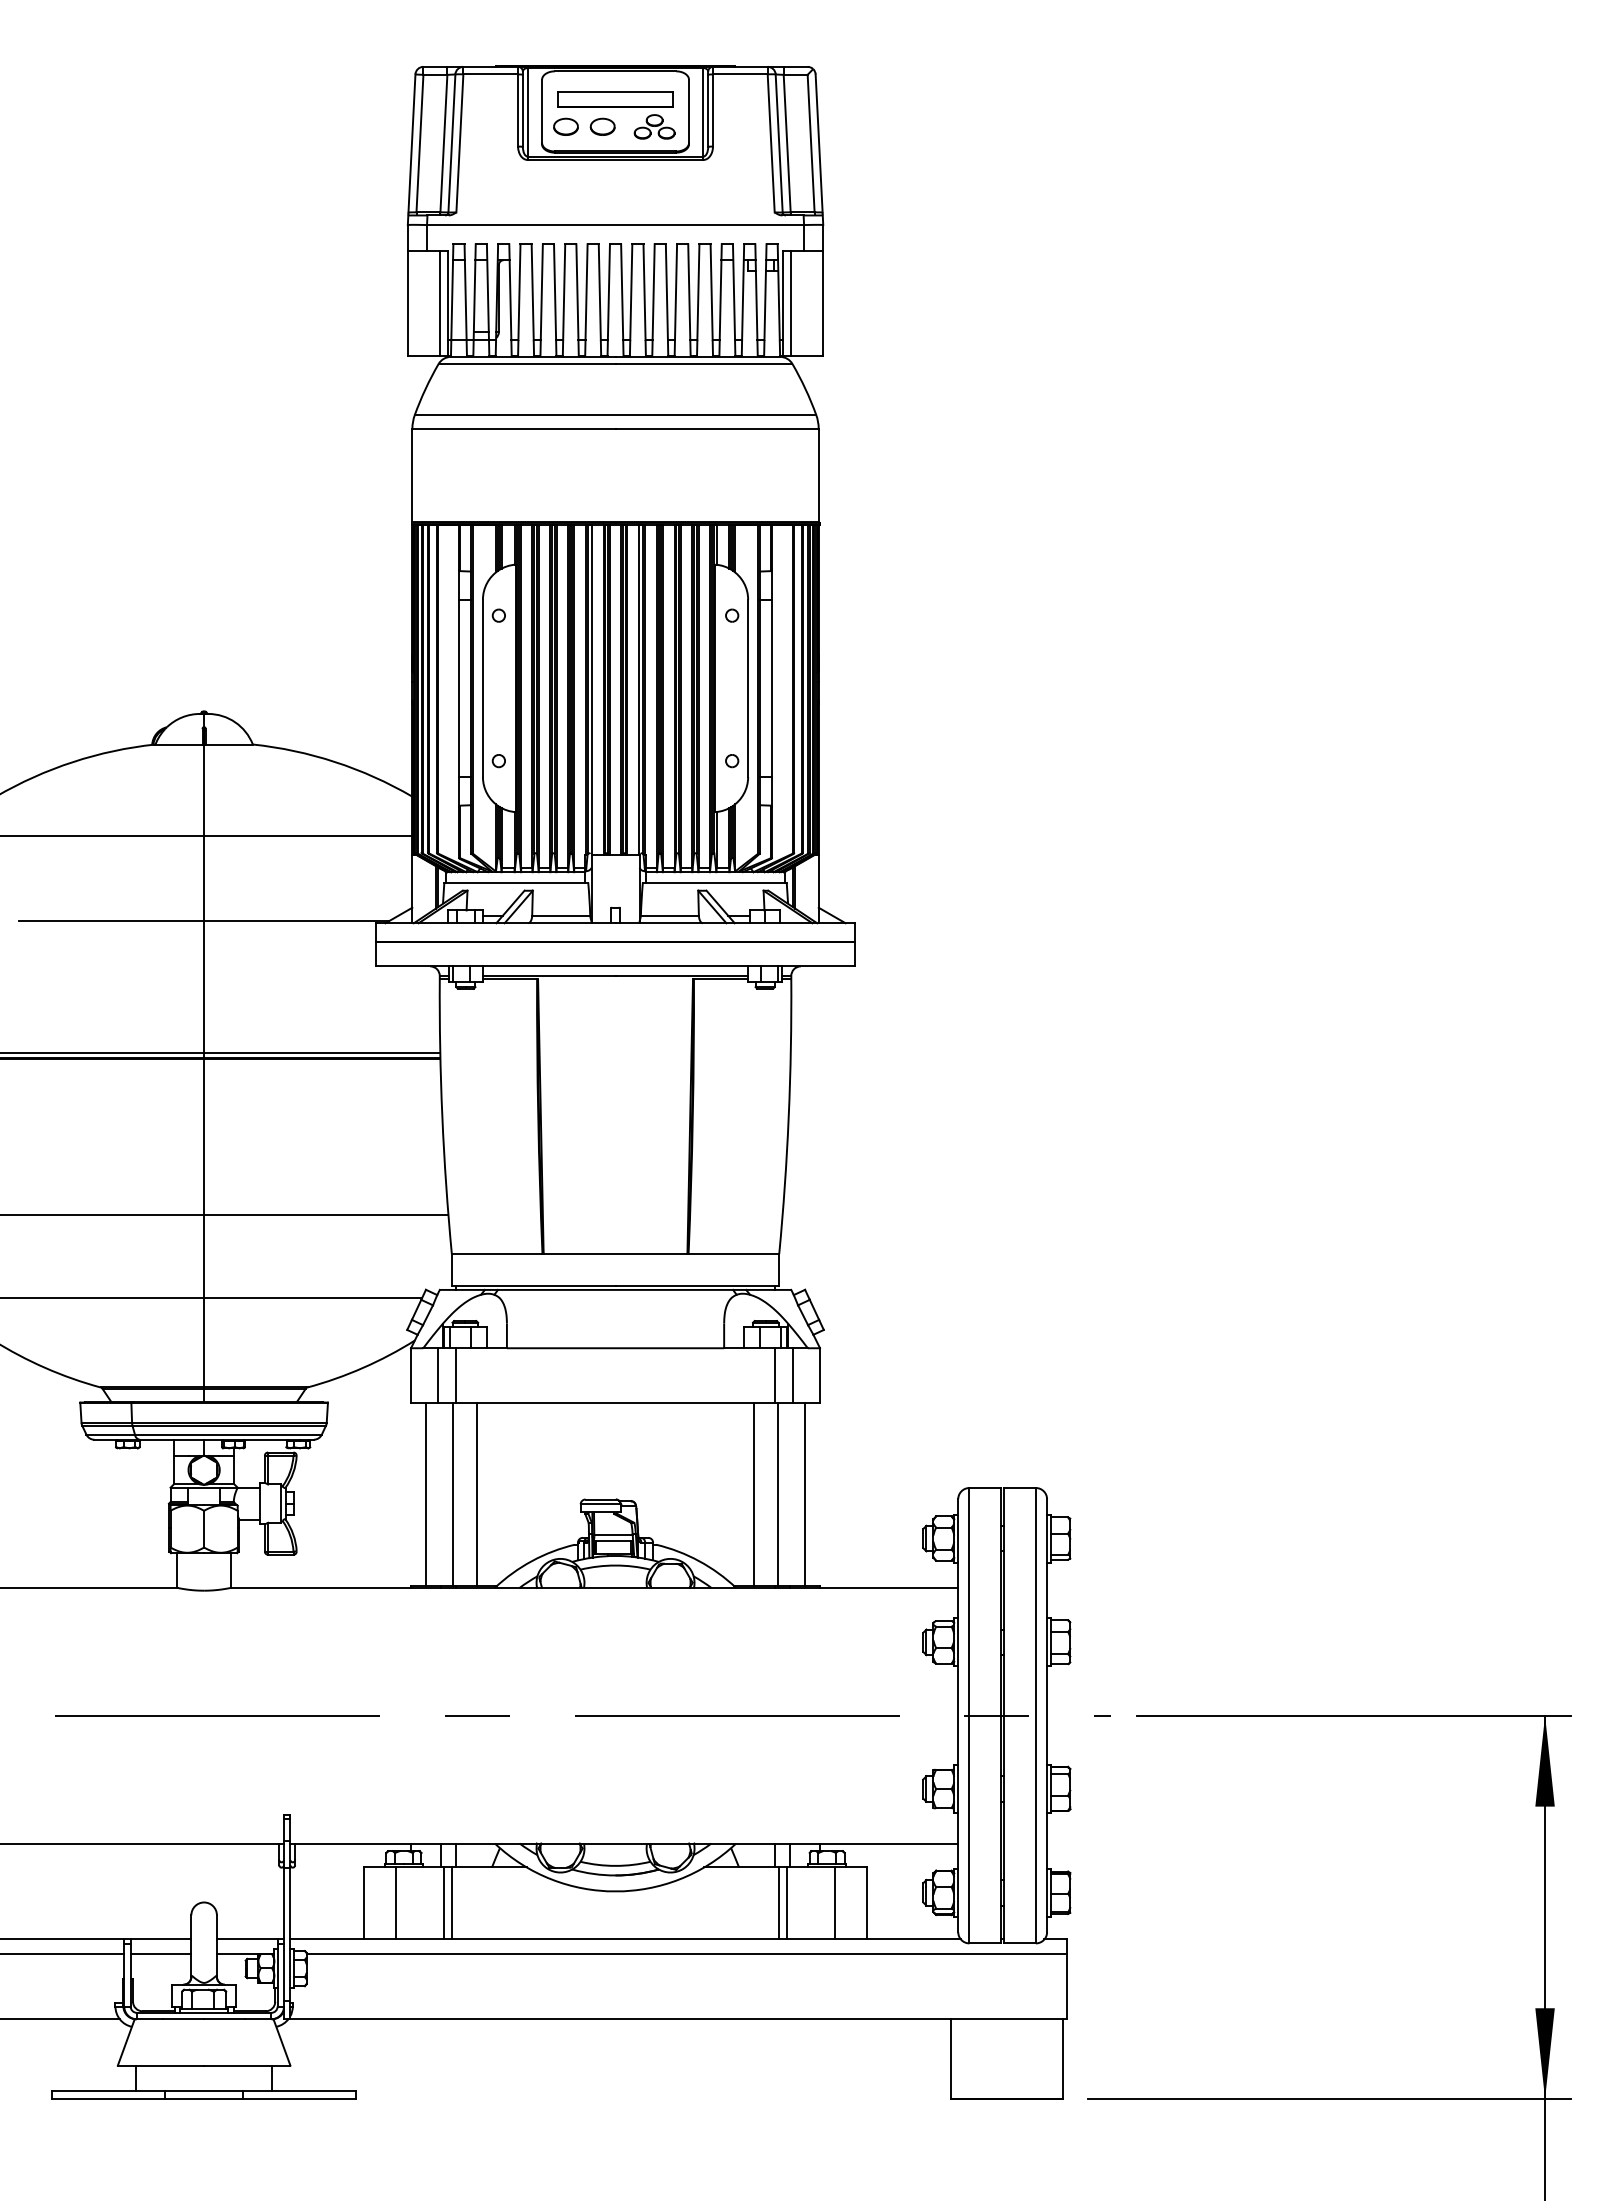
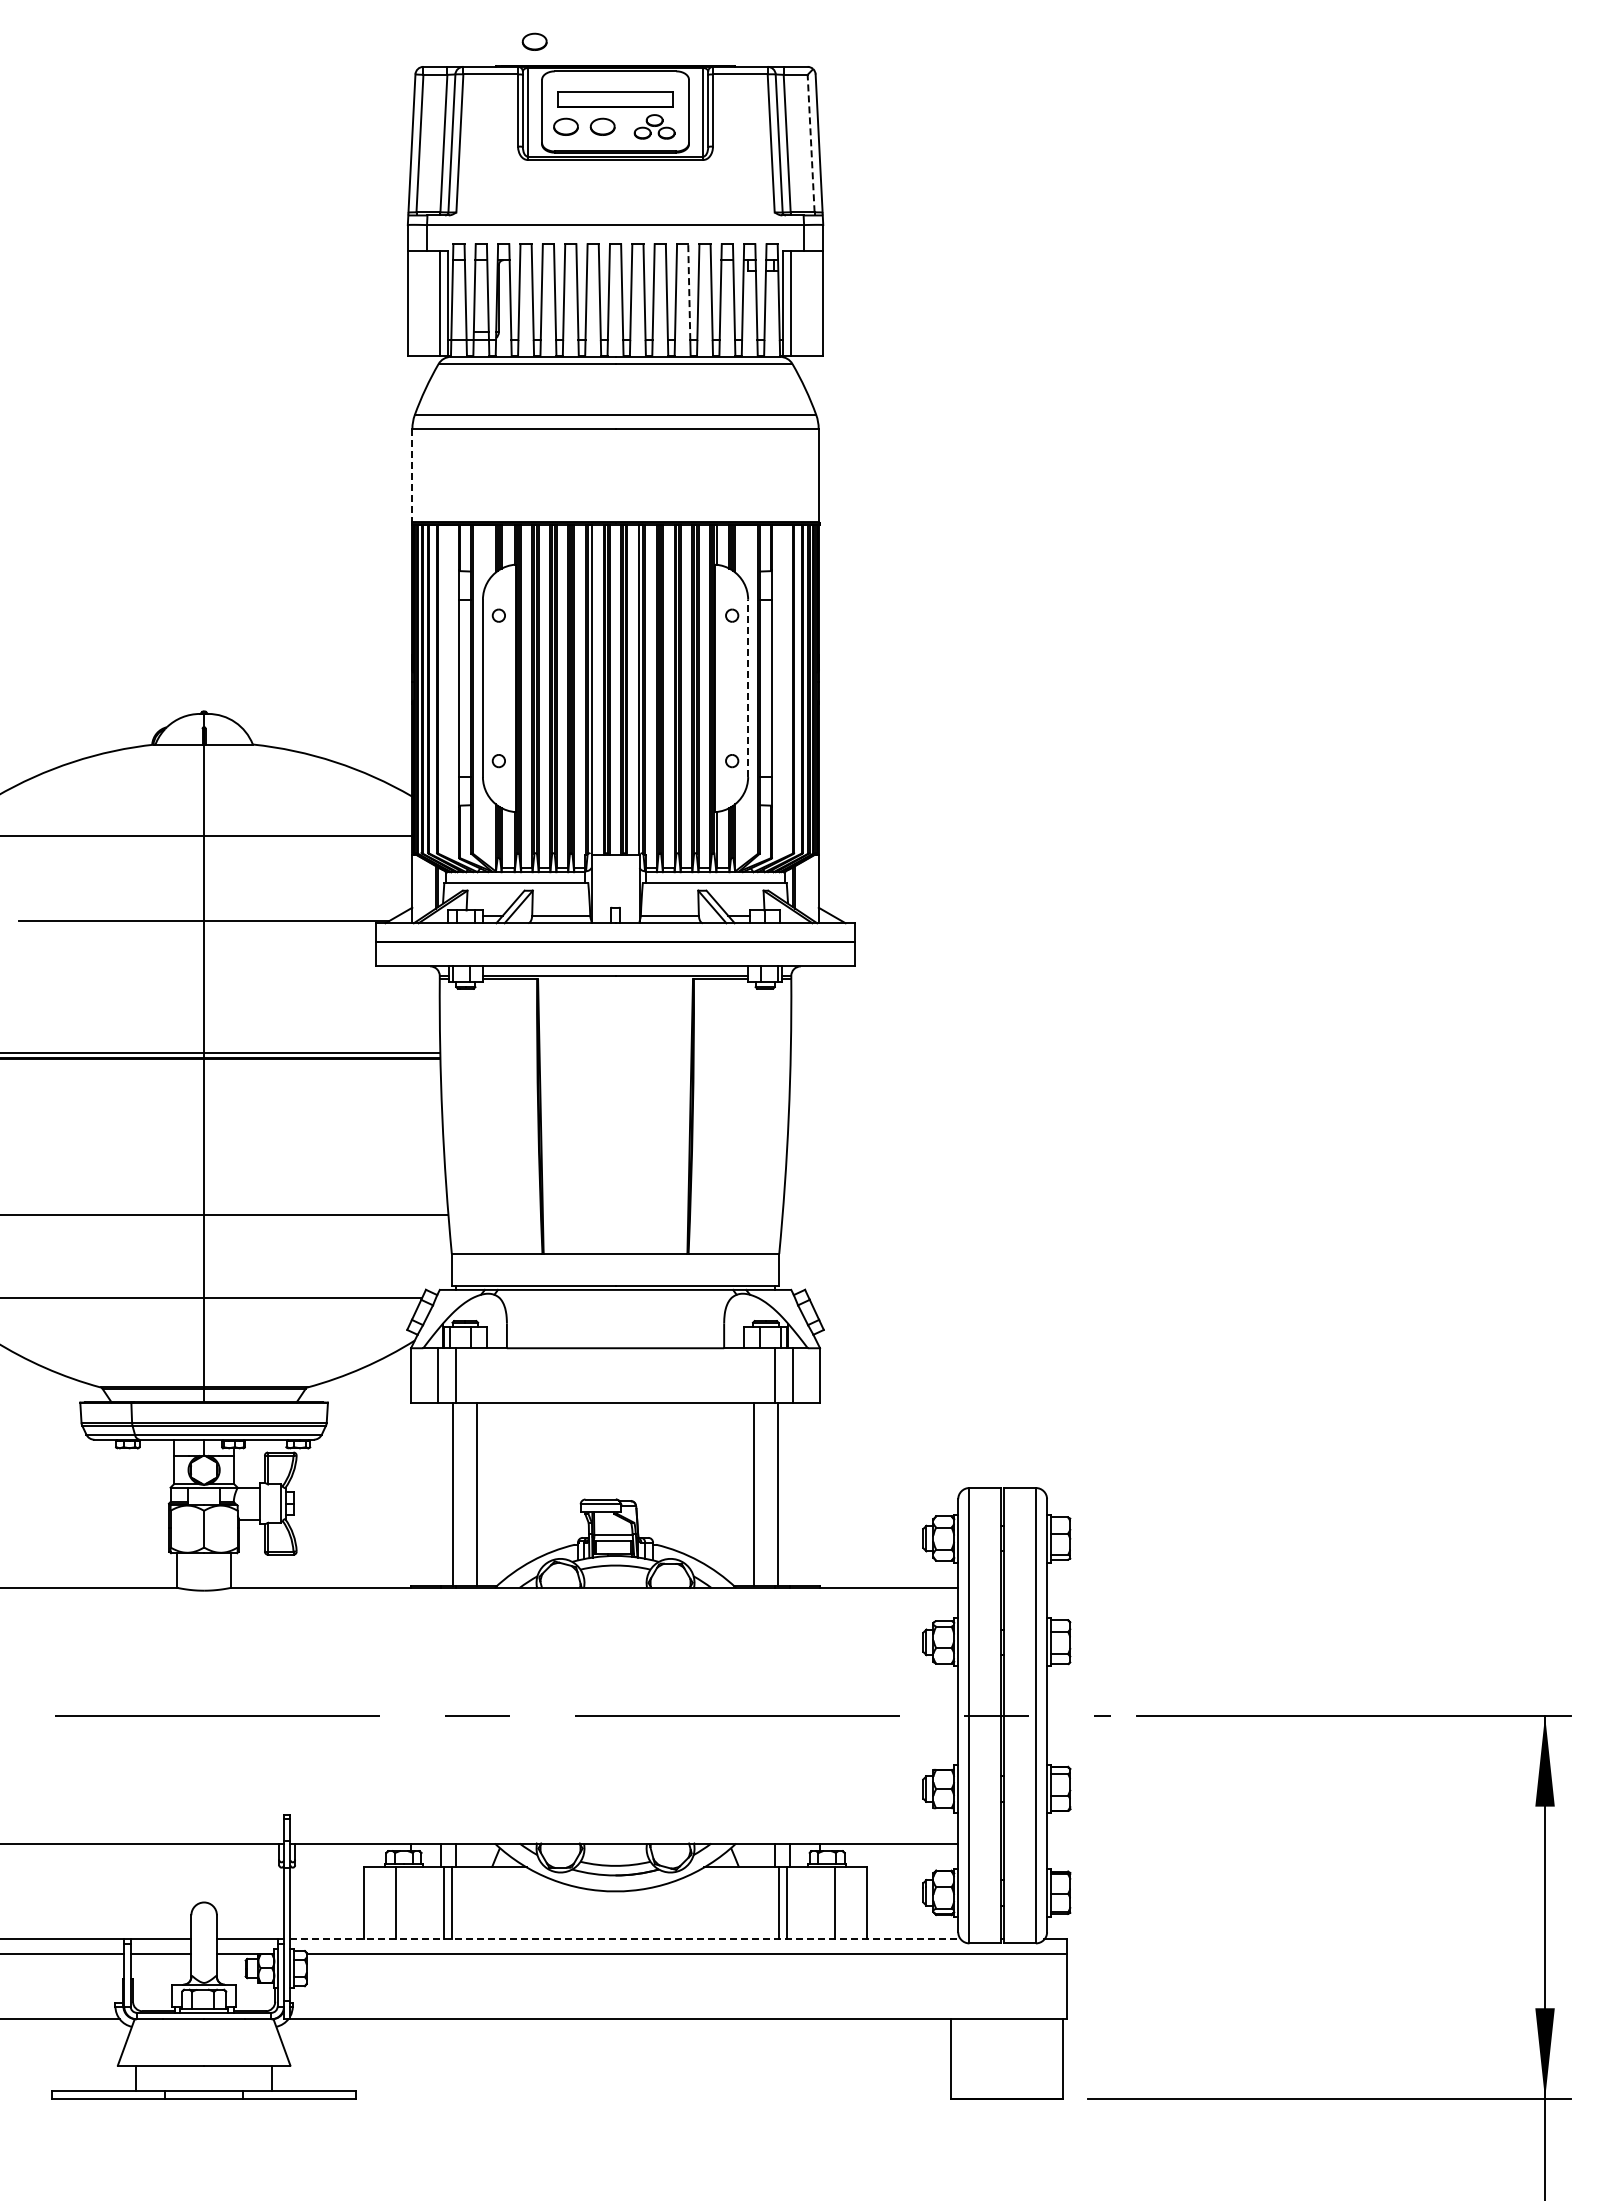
part: none -> present (534, 41)
line: solid -> dashed (811, 143)
line: solid -> dashed (689, 292)
line: solid -> dashed (412, 475)
line: solid -> dashed (748, 688)
line: present -> none (425, 1494)
line: present -> none (805, 1494)
line: solid -> dashed (626, 1939)
